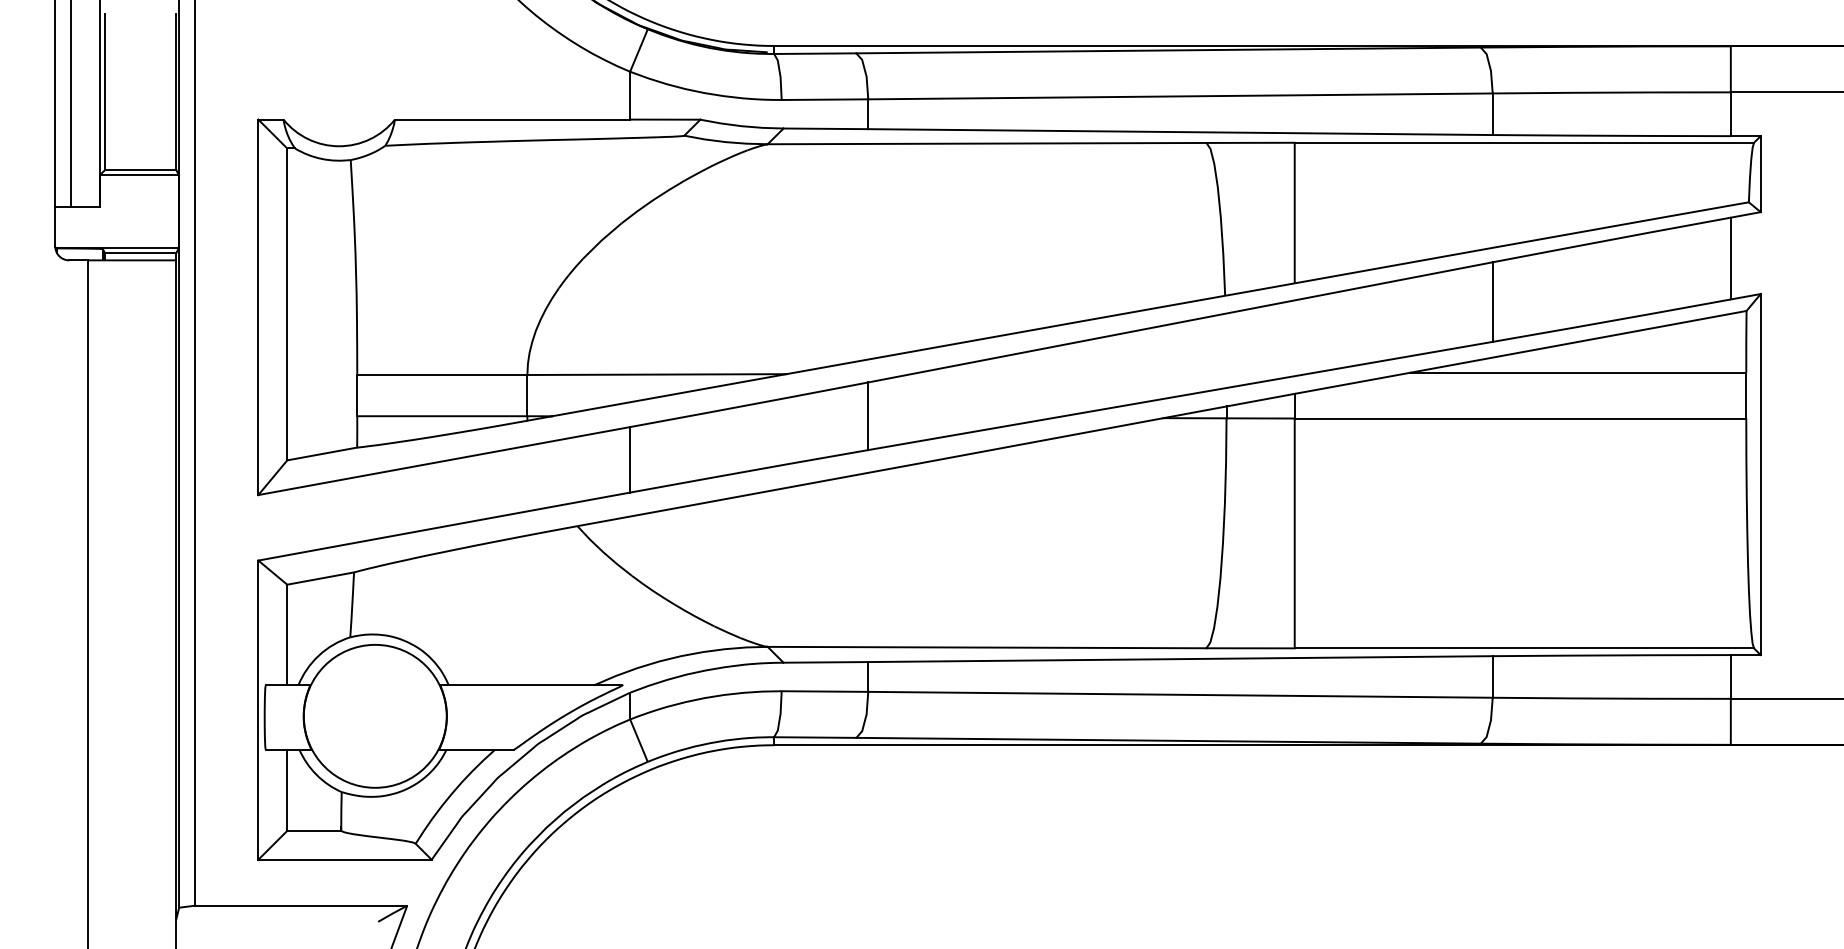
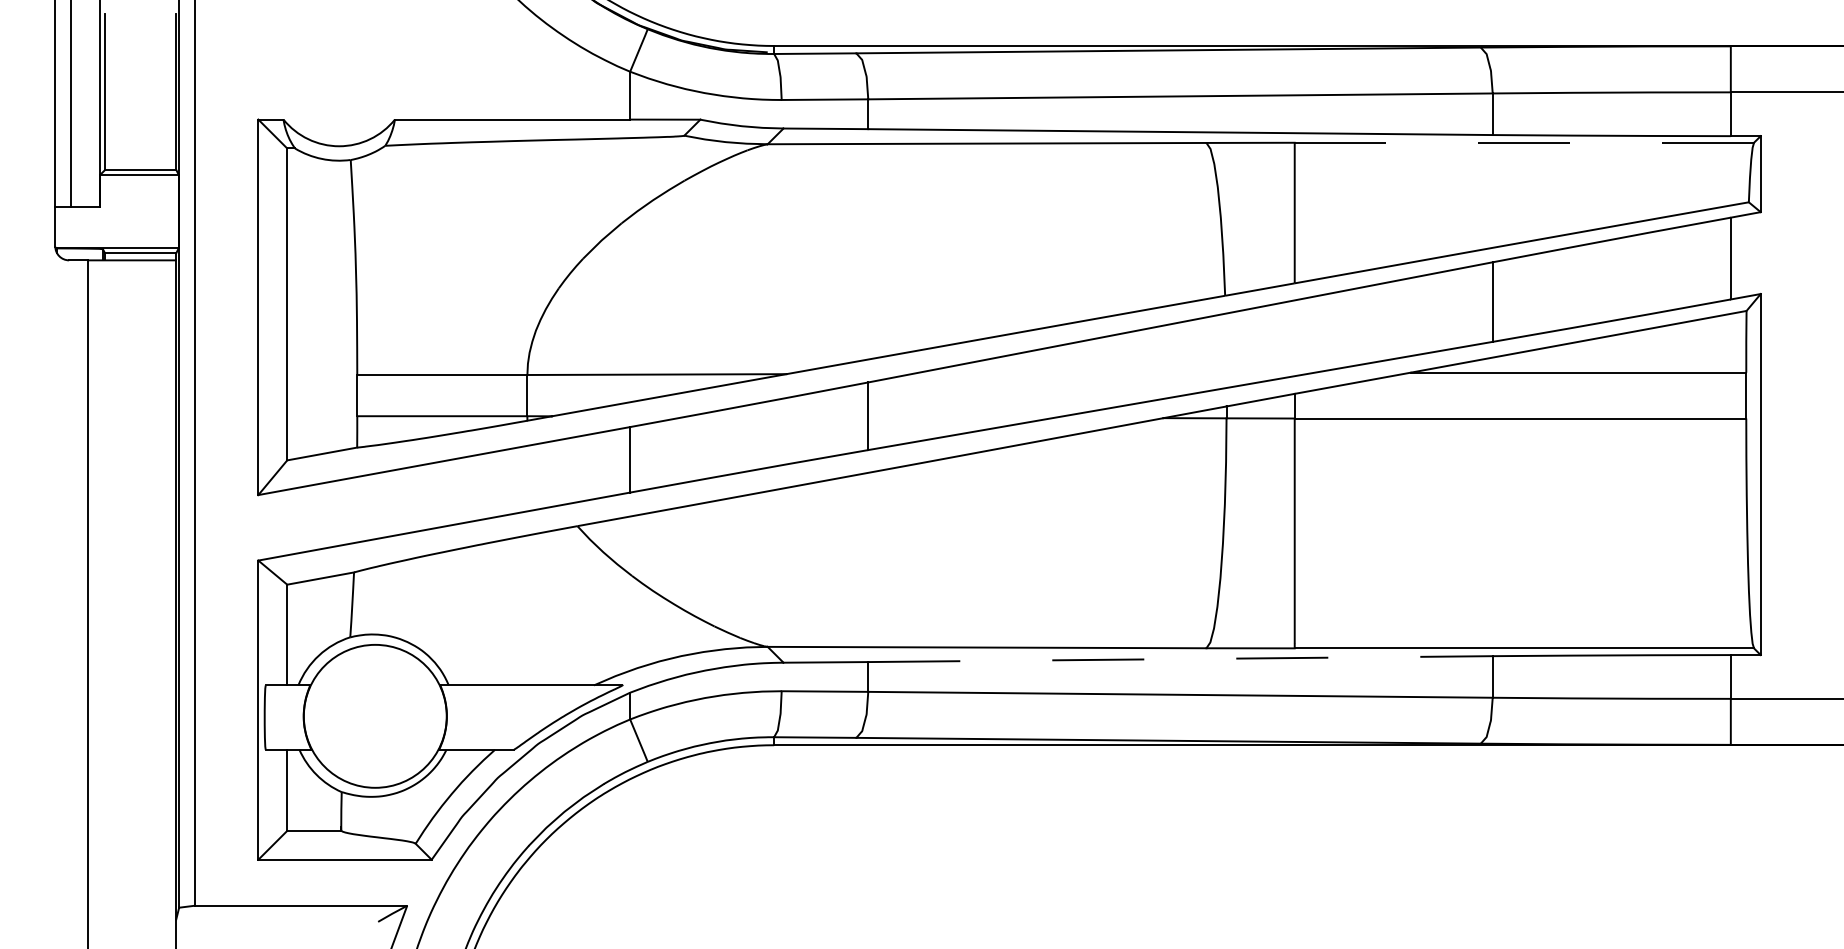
line: solid -> dashed (1524, 142)
line: solid -> dashed (1180, 659)
